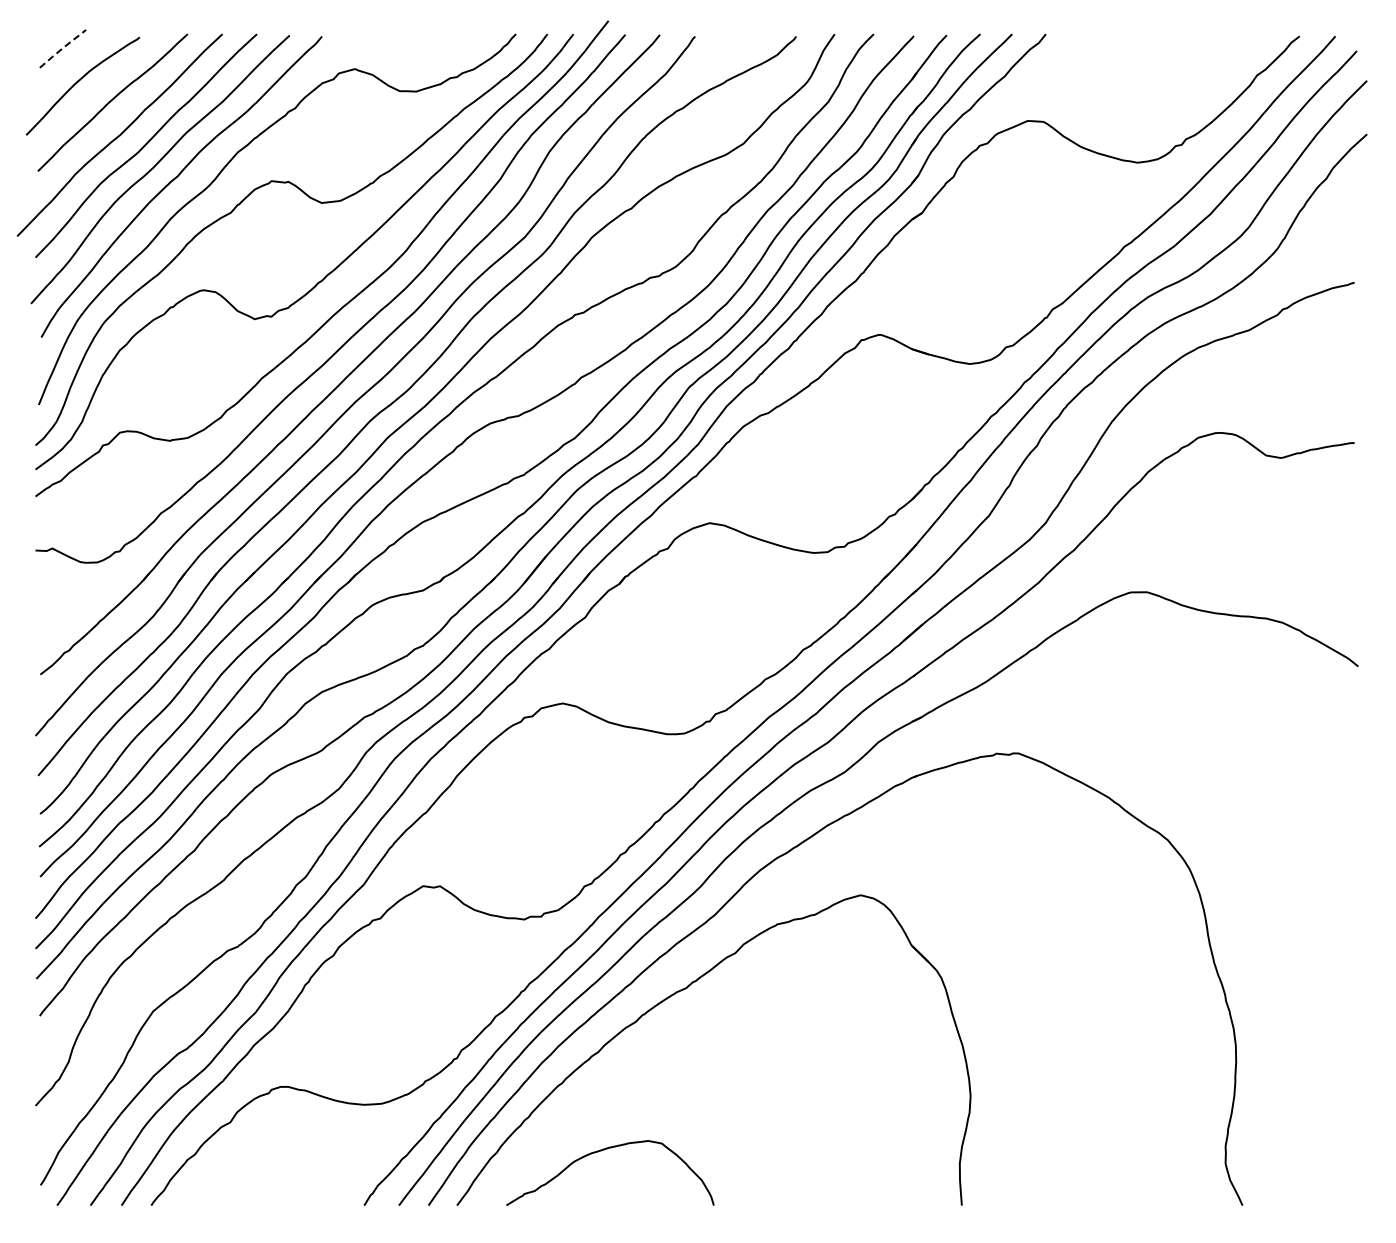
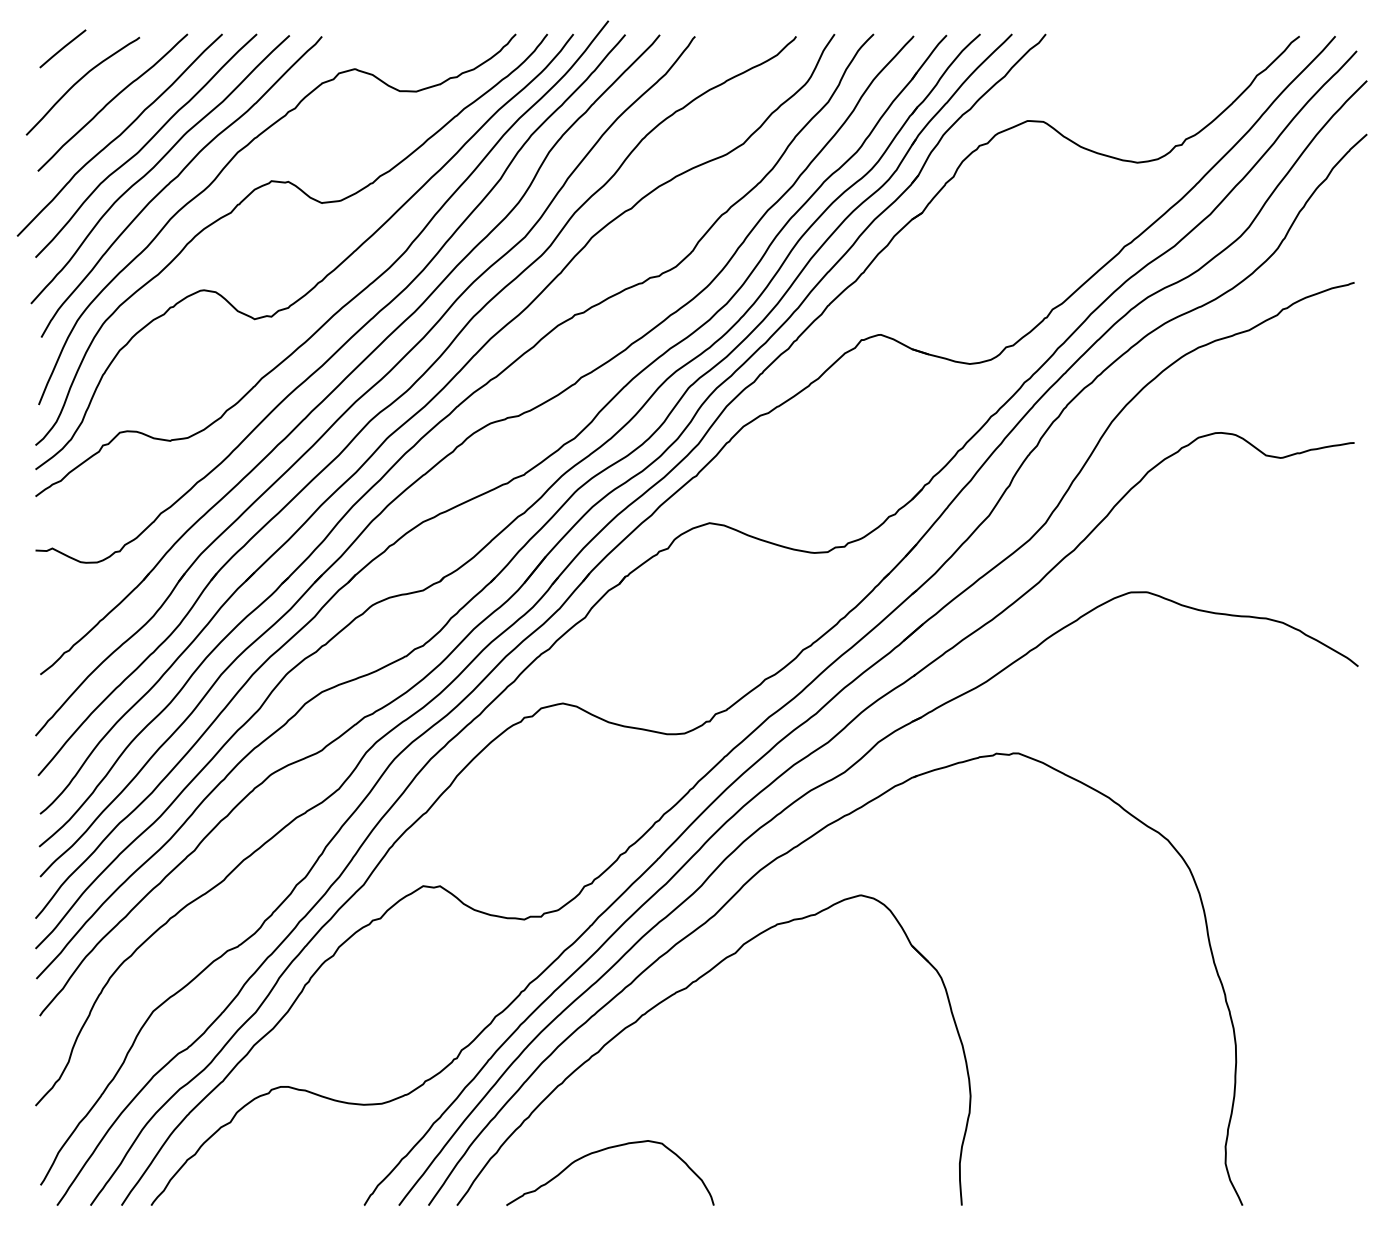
line: dashed -> solid (62, 48)
